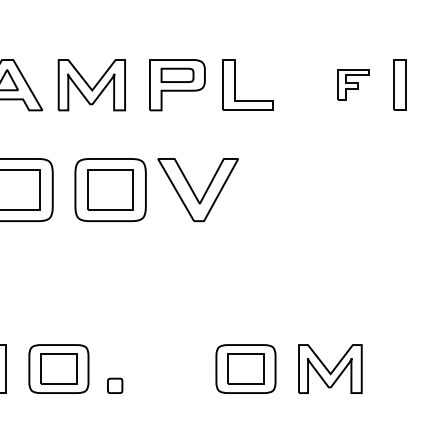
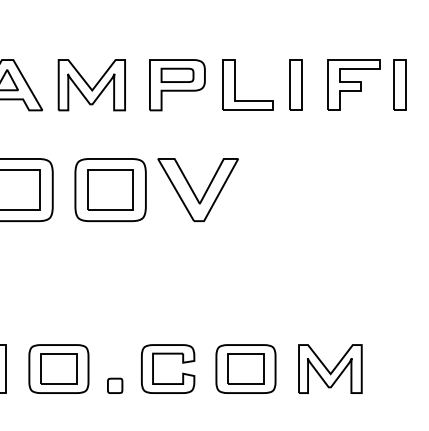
part: none -> present (295, 84)
part size: 33x32 px -> 54x52 px (353, 84)
part: none -> present (168, 354)
